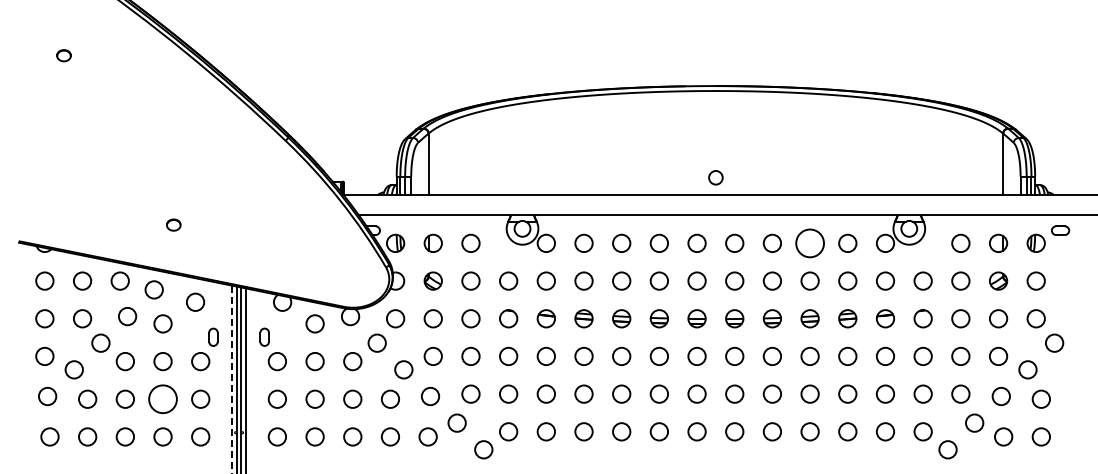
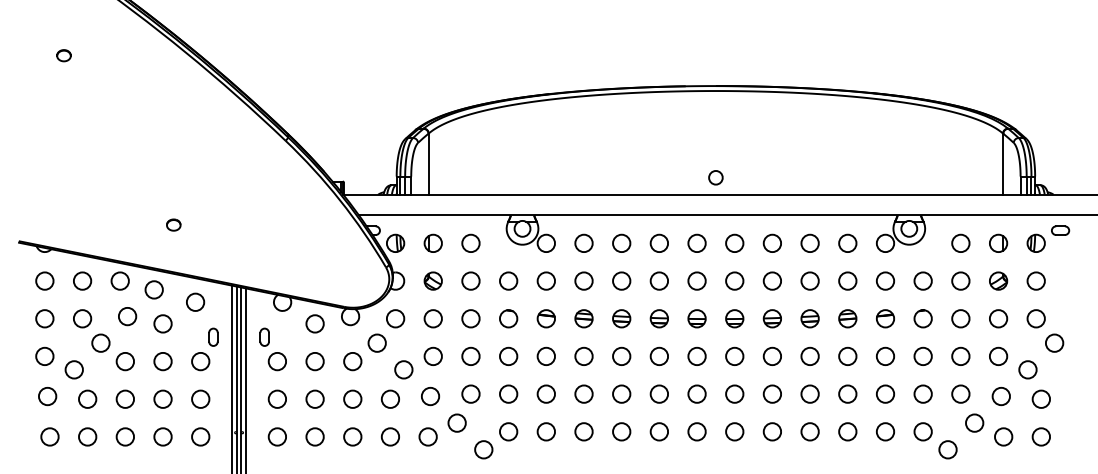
circle diameter: 28 px -> 17 px (809, 243)
line: dashed -> solid (232, 379)
circle diameter: 28 px -> 17 px (162, 398)
